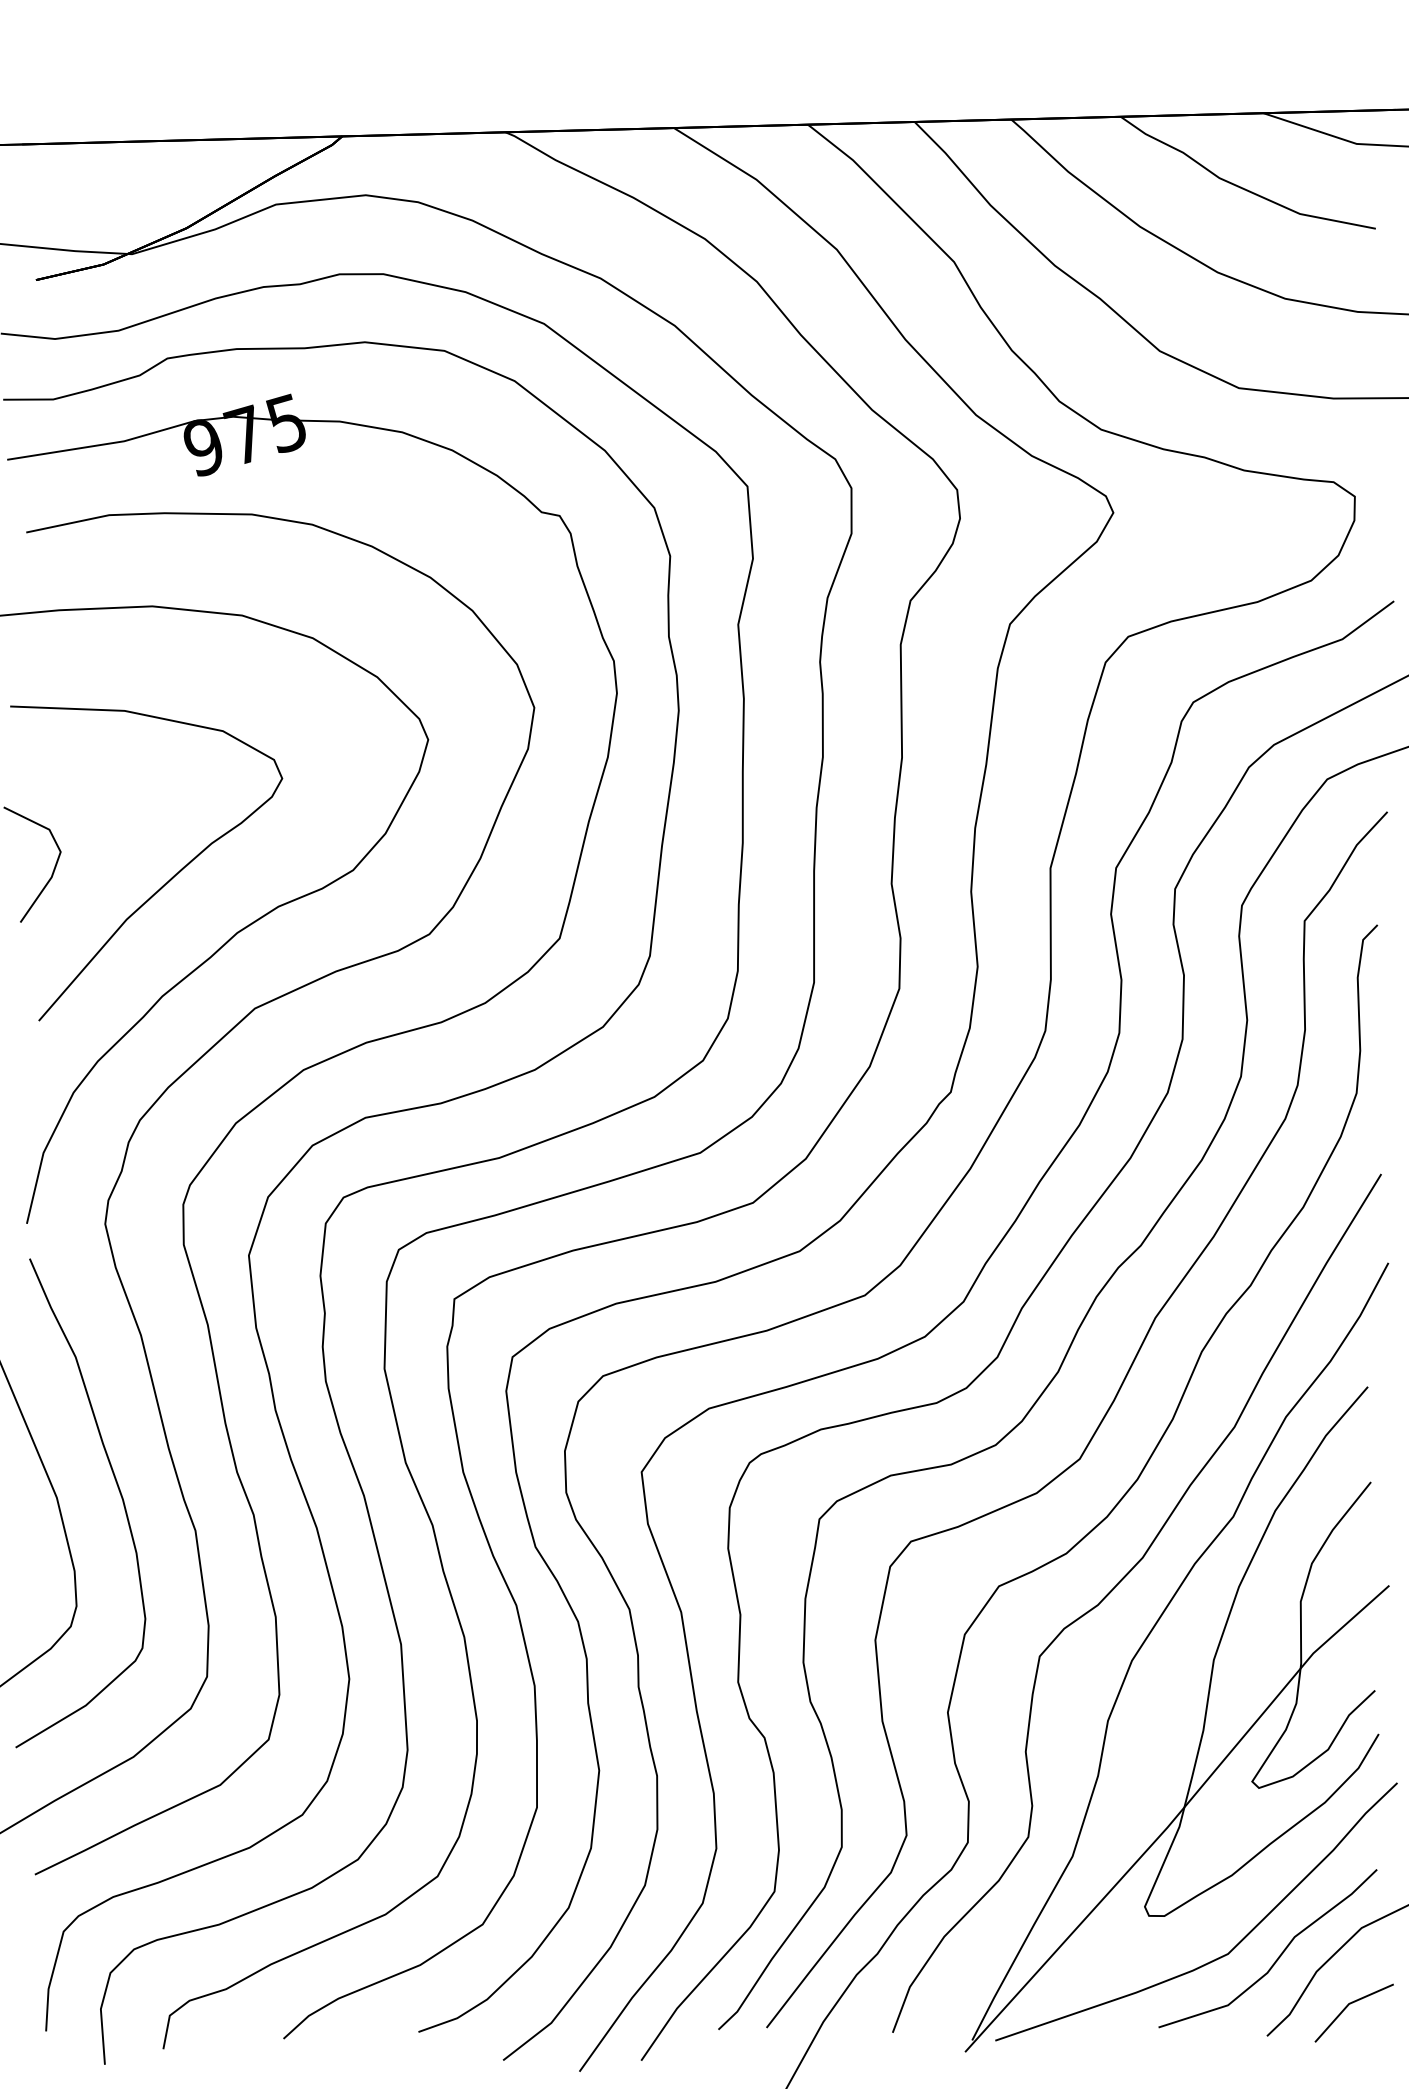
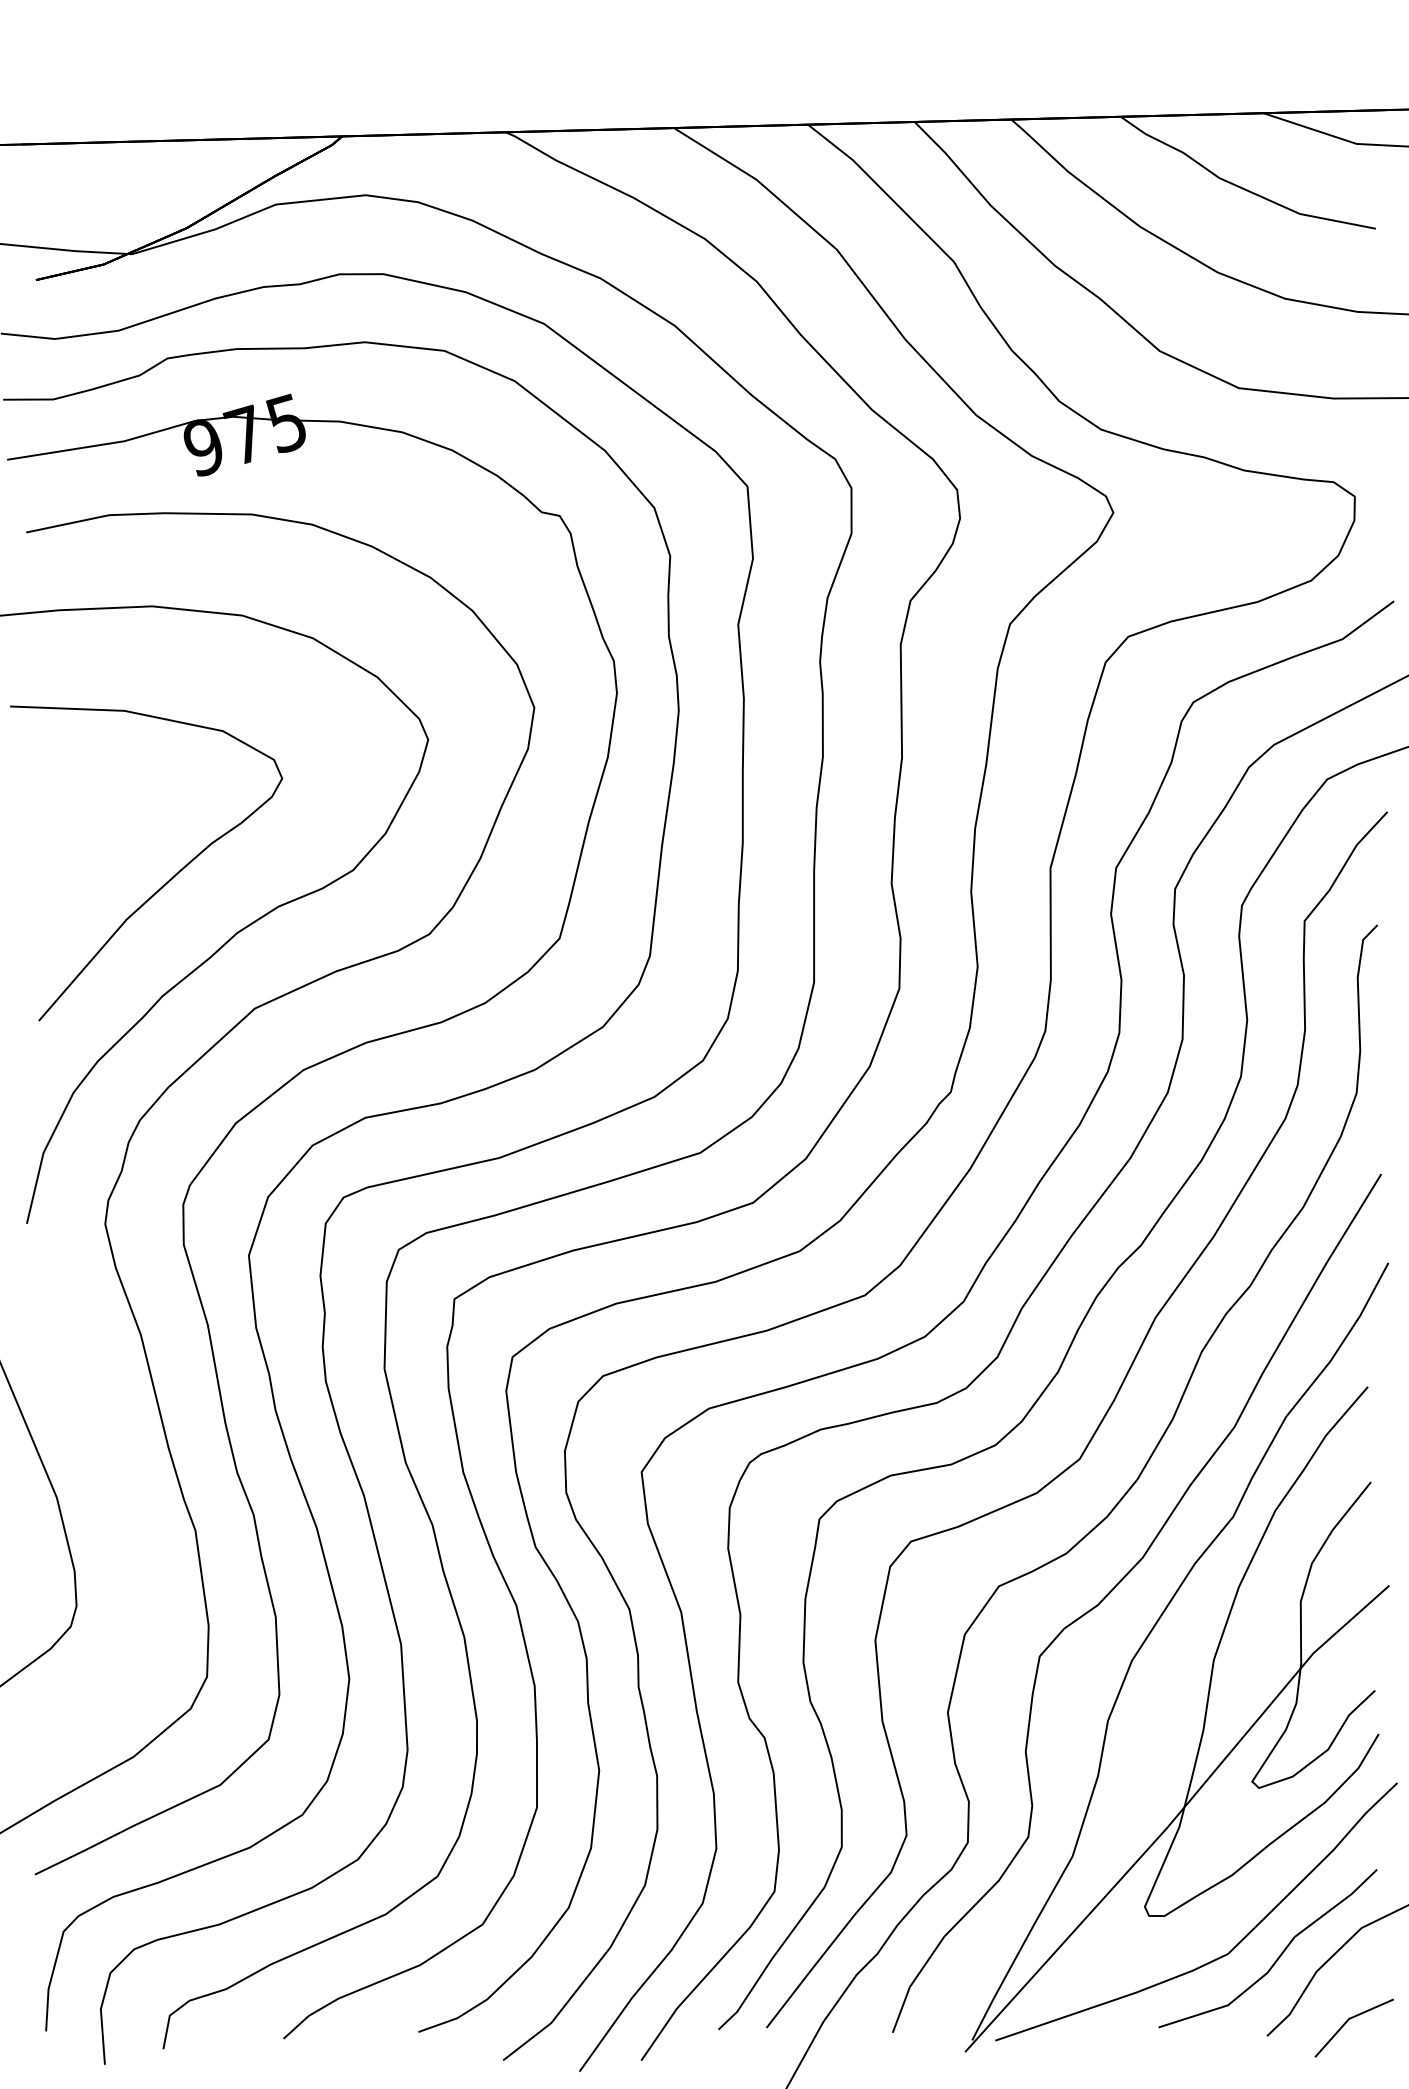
line: present -> none (52, 871)
curve: present -> none (118, 1490)
line position: (1348, 2006) -> (1348, 2021) (1348, 2021)
